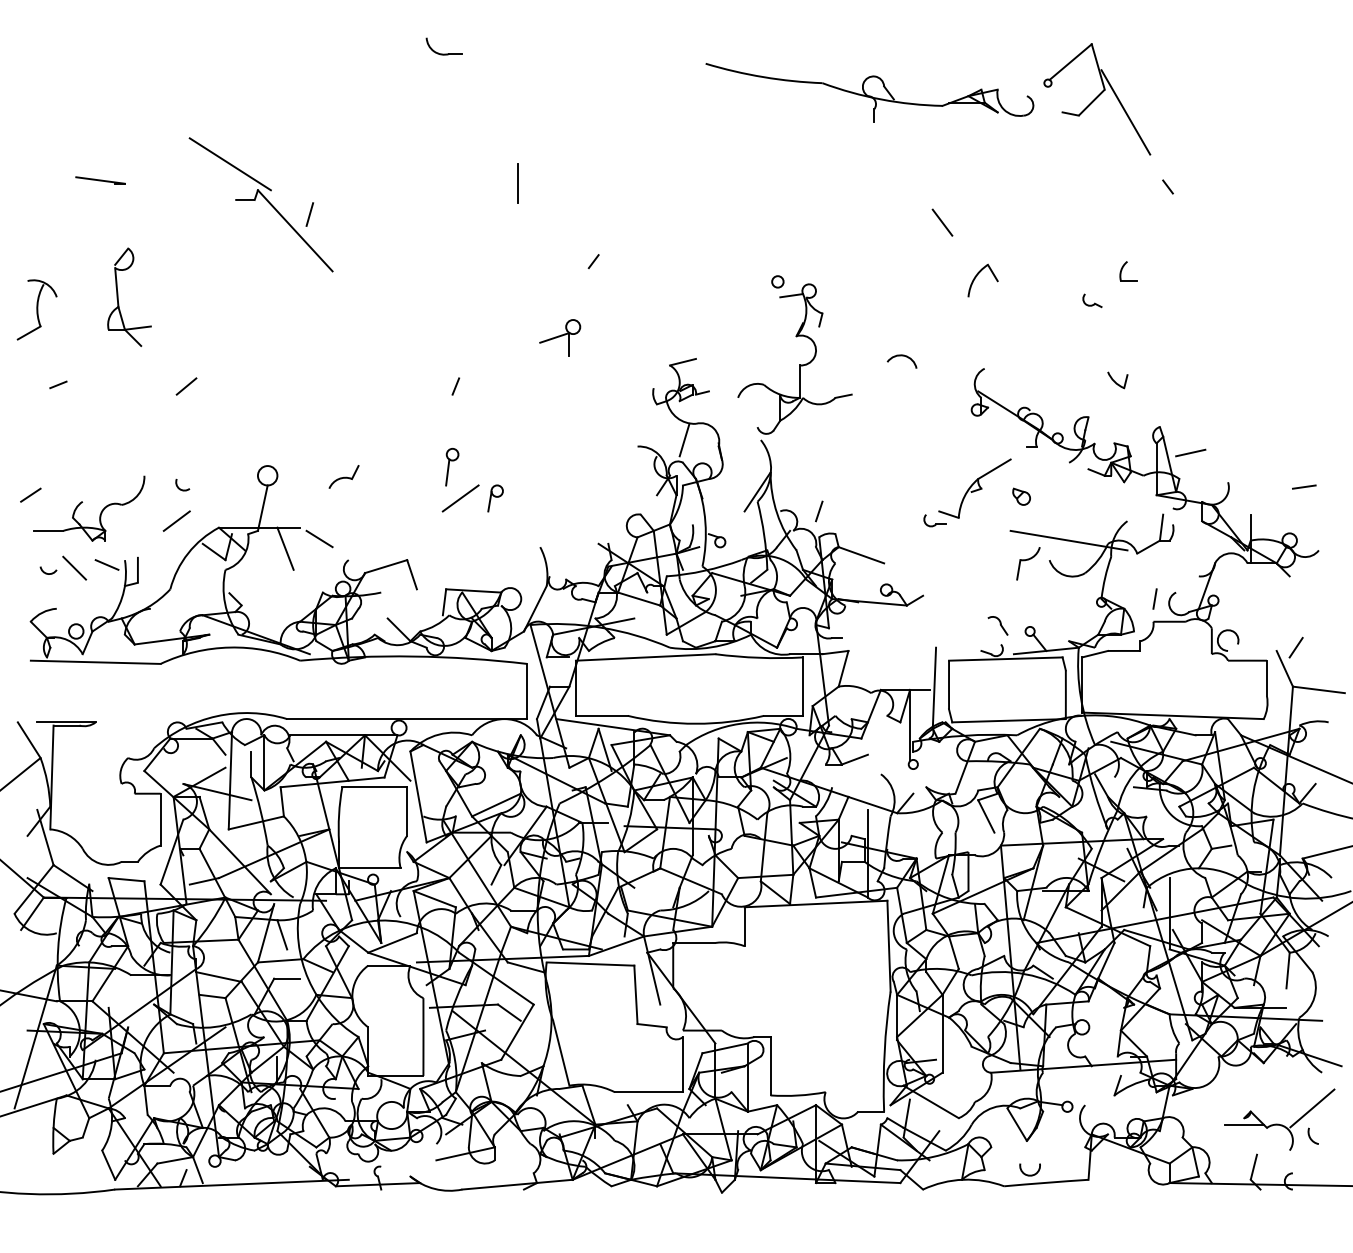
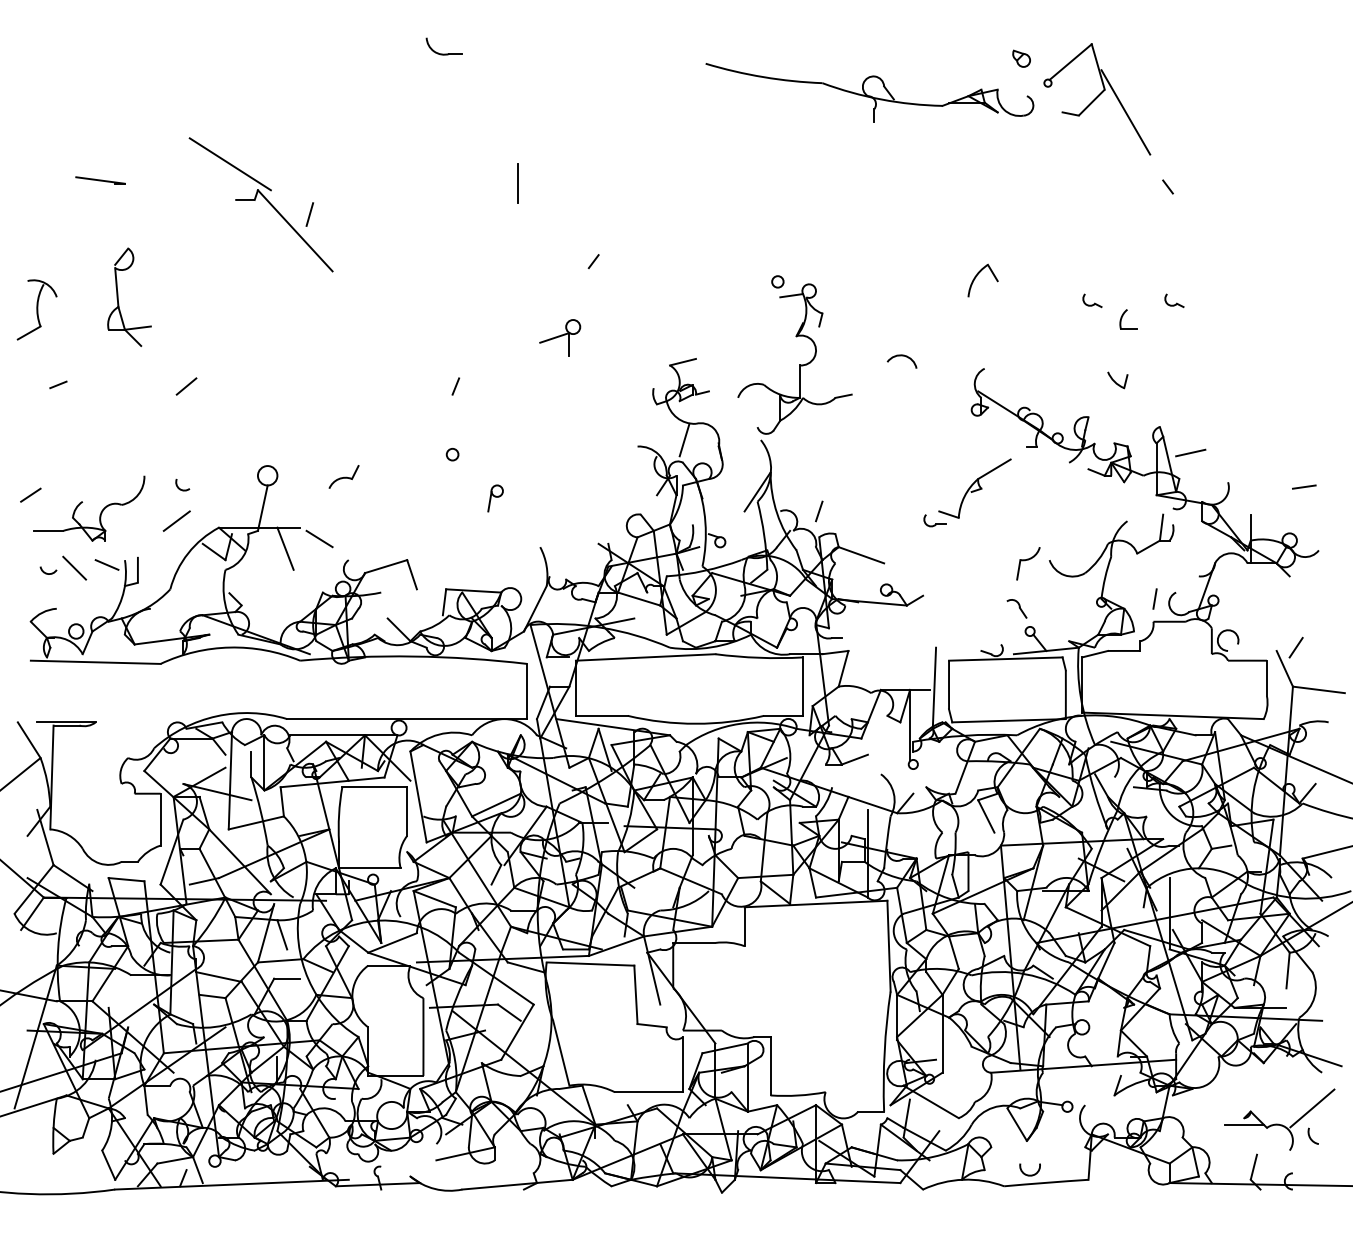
line: present -> none (942, 222)
part position: (1128, 271) -> (1128, 319) (1128, 319)
part: none -> present (1174, 300)
line: present -> none (447, 472)
part position: (1021, 496) -> (1021, 58) (1021, 58)
line: present -> none (460, 498)
line: present -> none (1068, 540)
part position: (997, 625) -> (1016, 608) (1016, 608)
